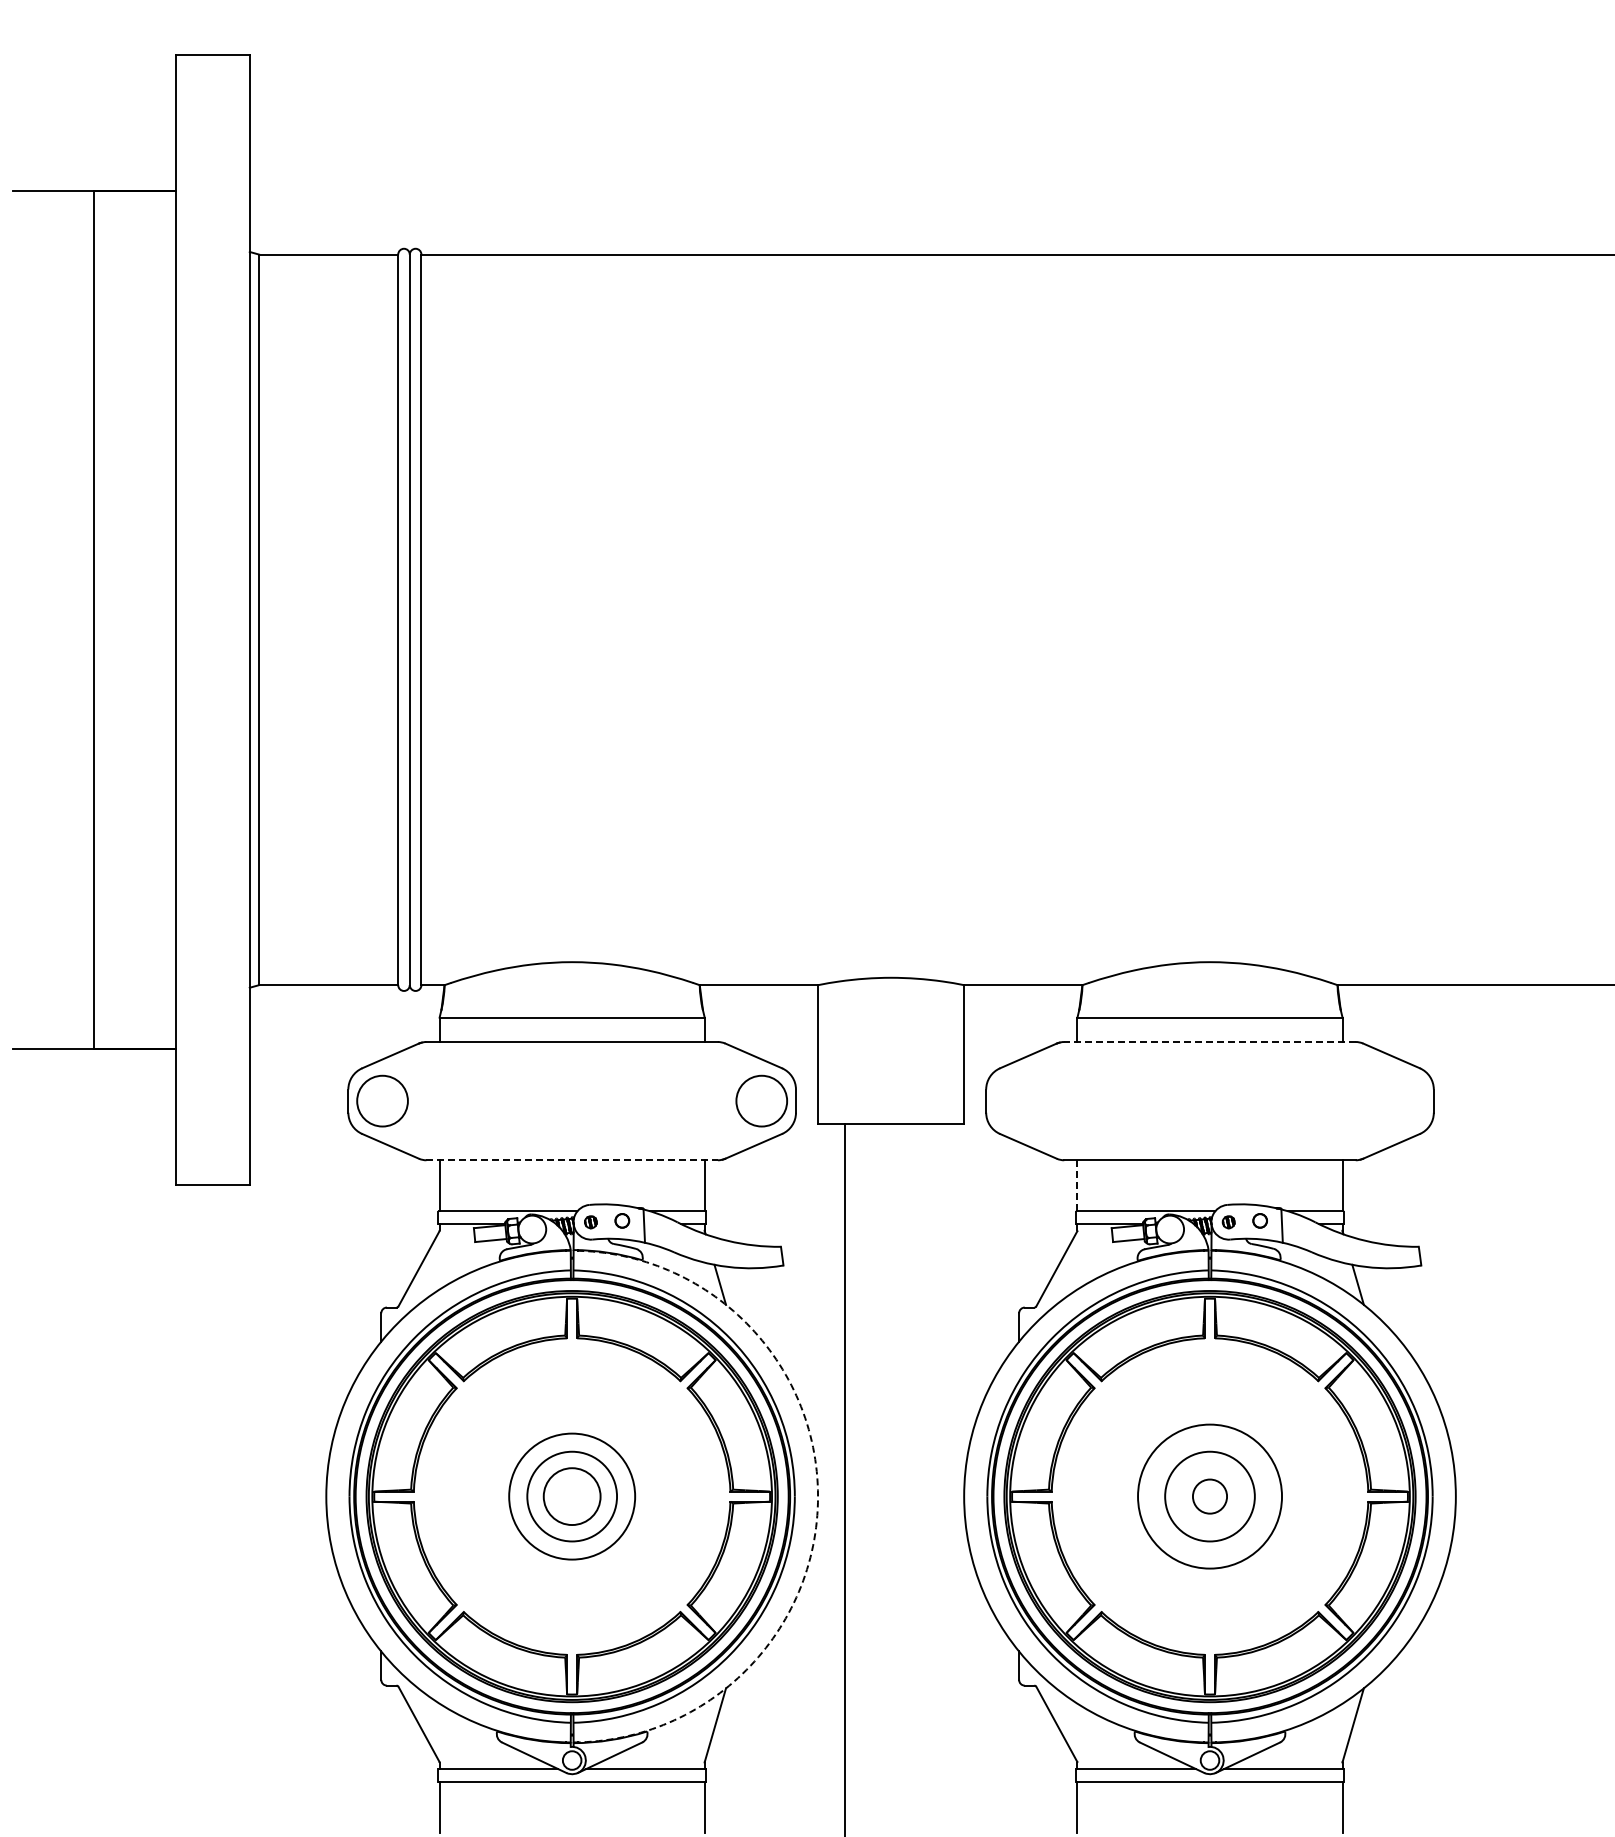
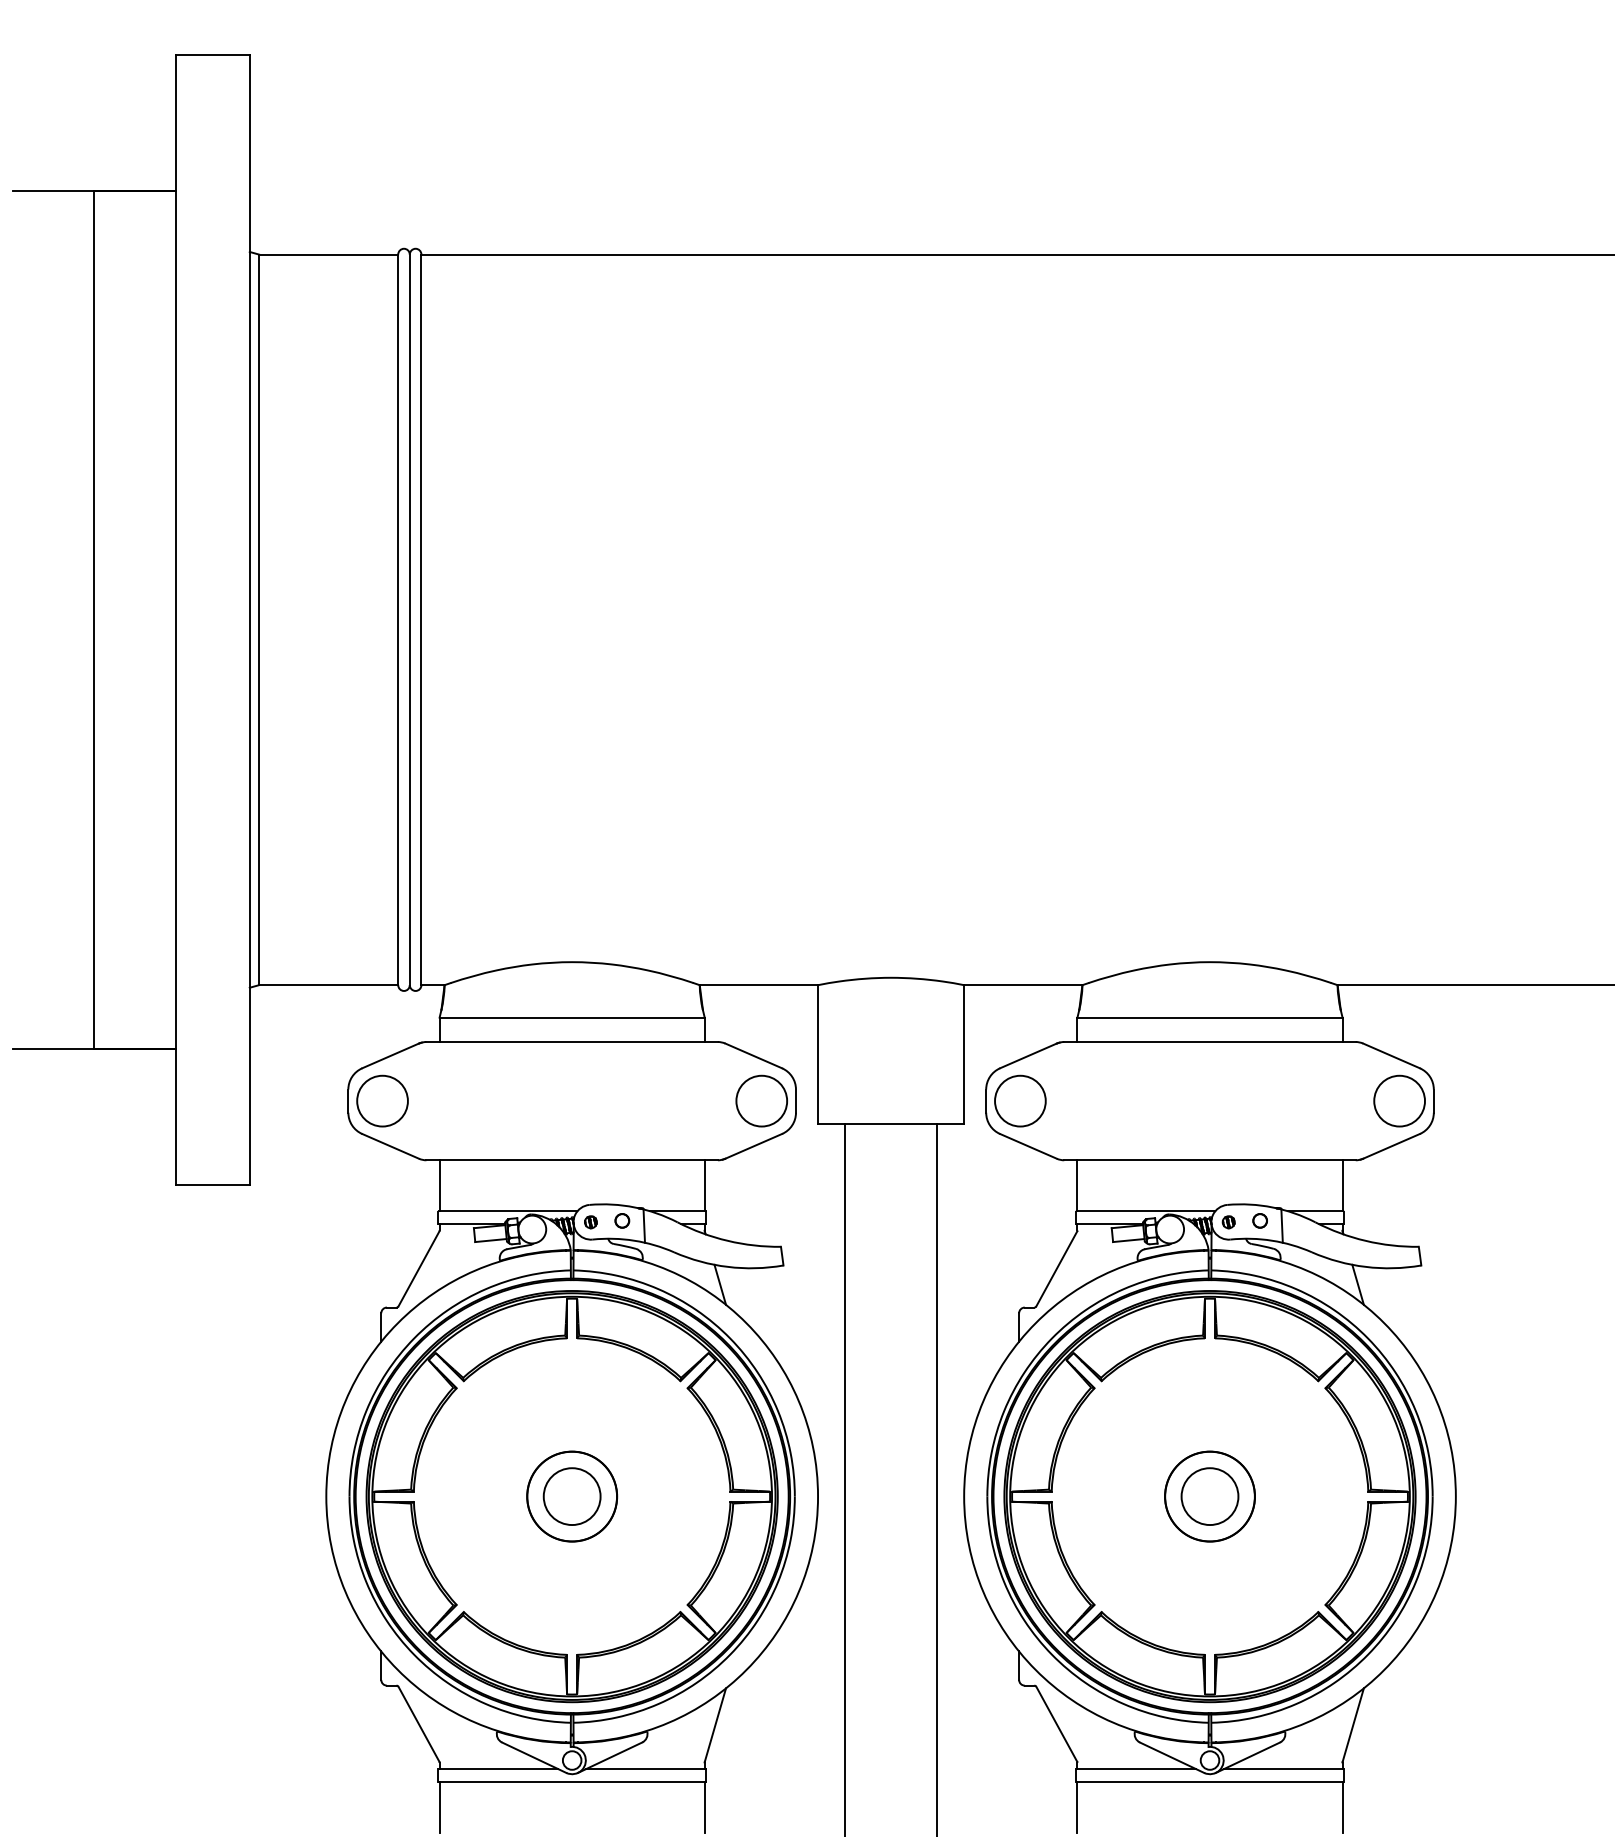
line: dashed -> solid (1210, 1042)
circle: none -> present (1020, 1100)
circle: none -> present (1399, 1100)
line: dashed -> solid (572, 1160)
line: dashed -> solid (1077, 1185)
line: none -> present (937, 1478)
circle diameter: 126 px -> 90 px (572, 1496)
arc: dashed -> solid (818, 1496)
circle diameter: 34 px -> 57 px (1209, 1496)
circle diameter: 144 px -> 90 px (1210, 1496)
